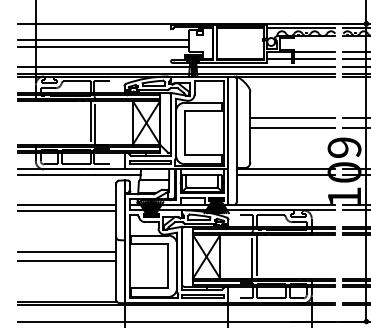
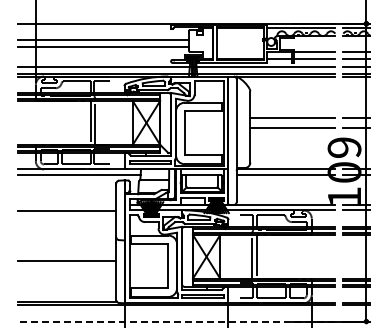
line: present -> none (67, 204)
line: present -> none (67, 252)
line: solid -> dashed (176, 321)
